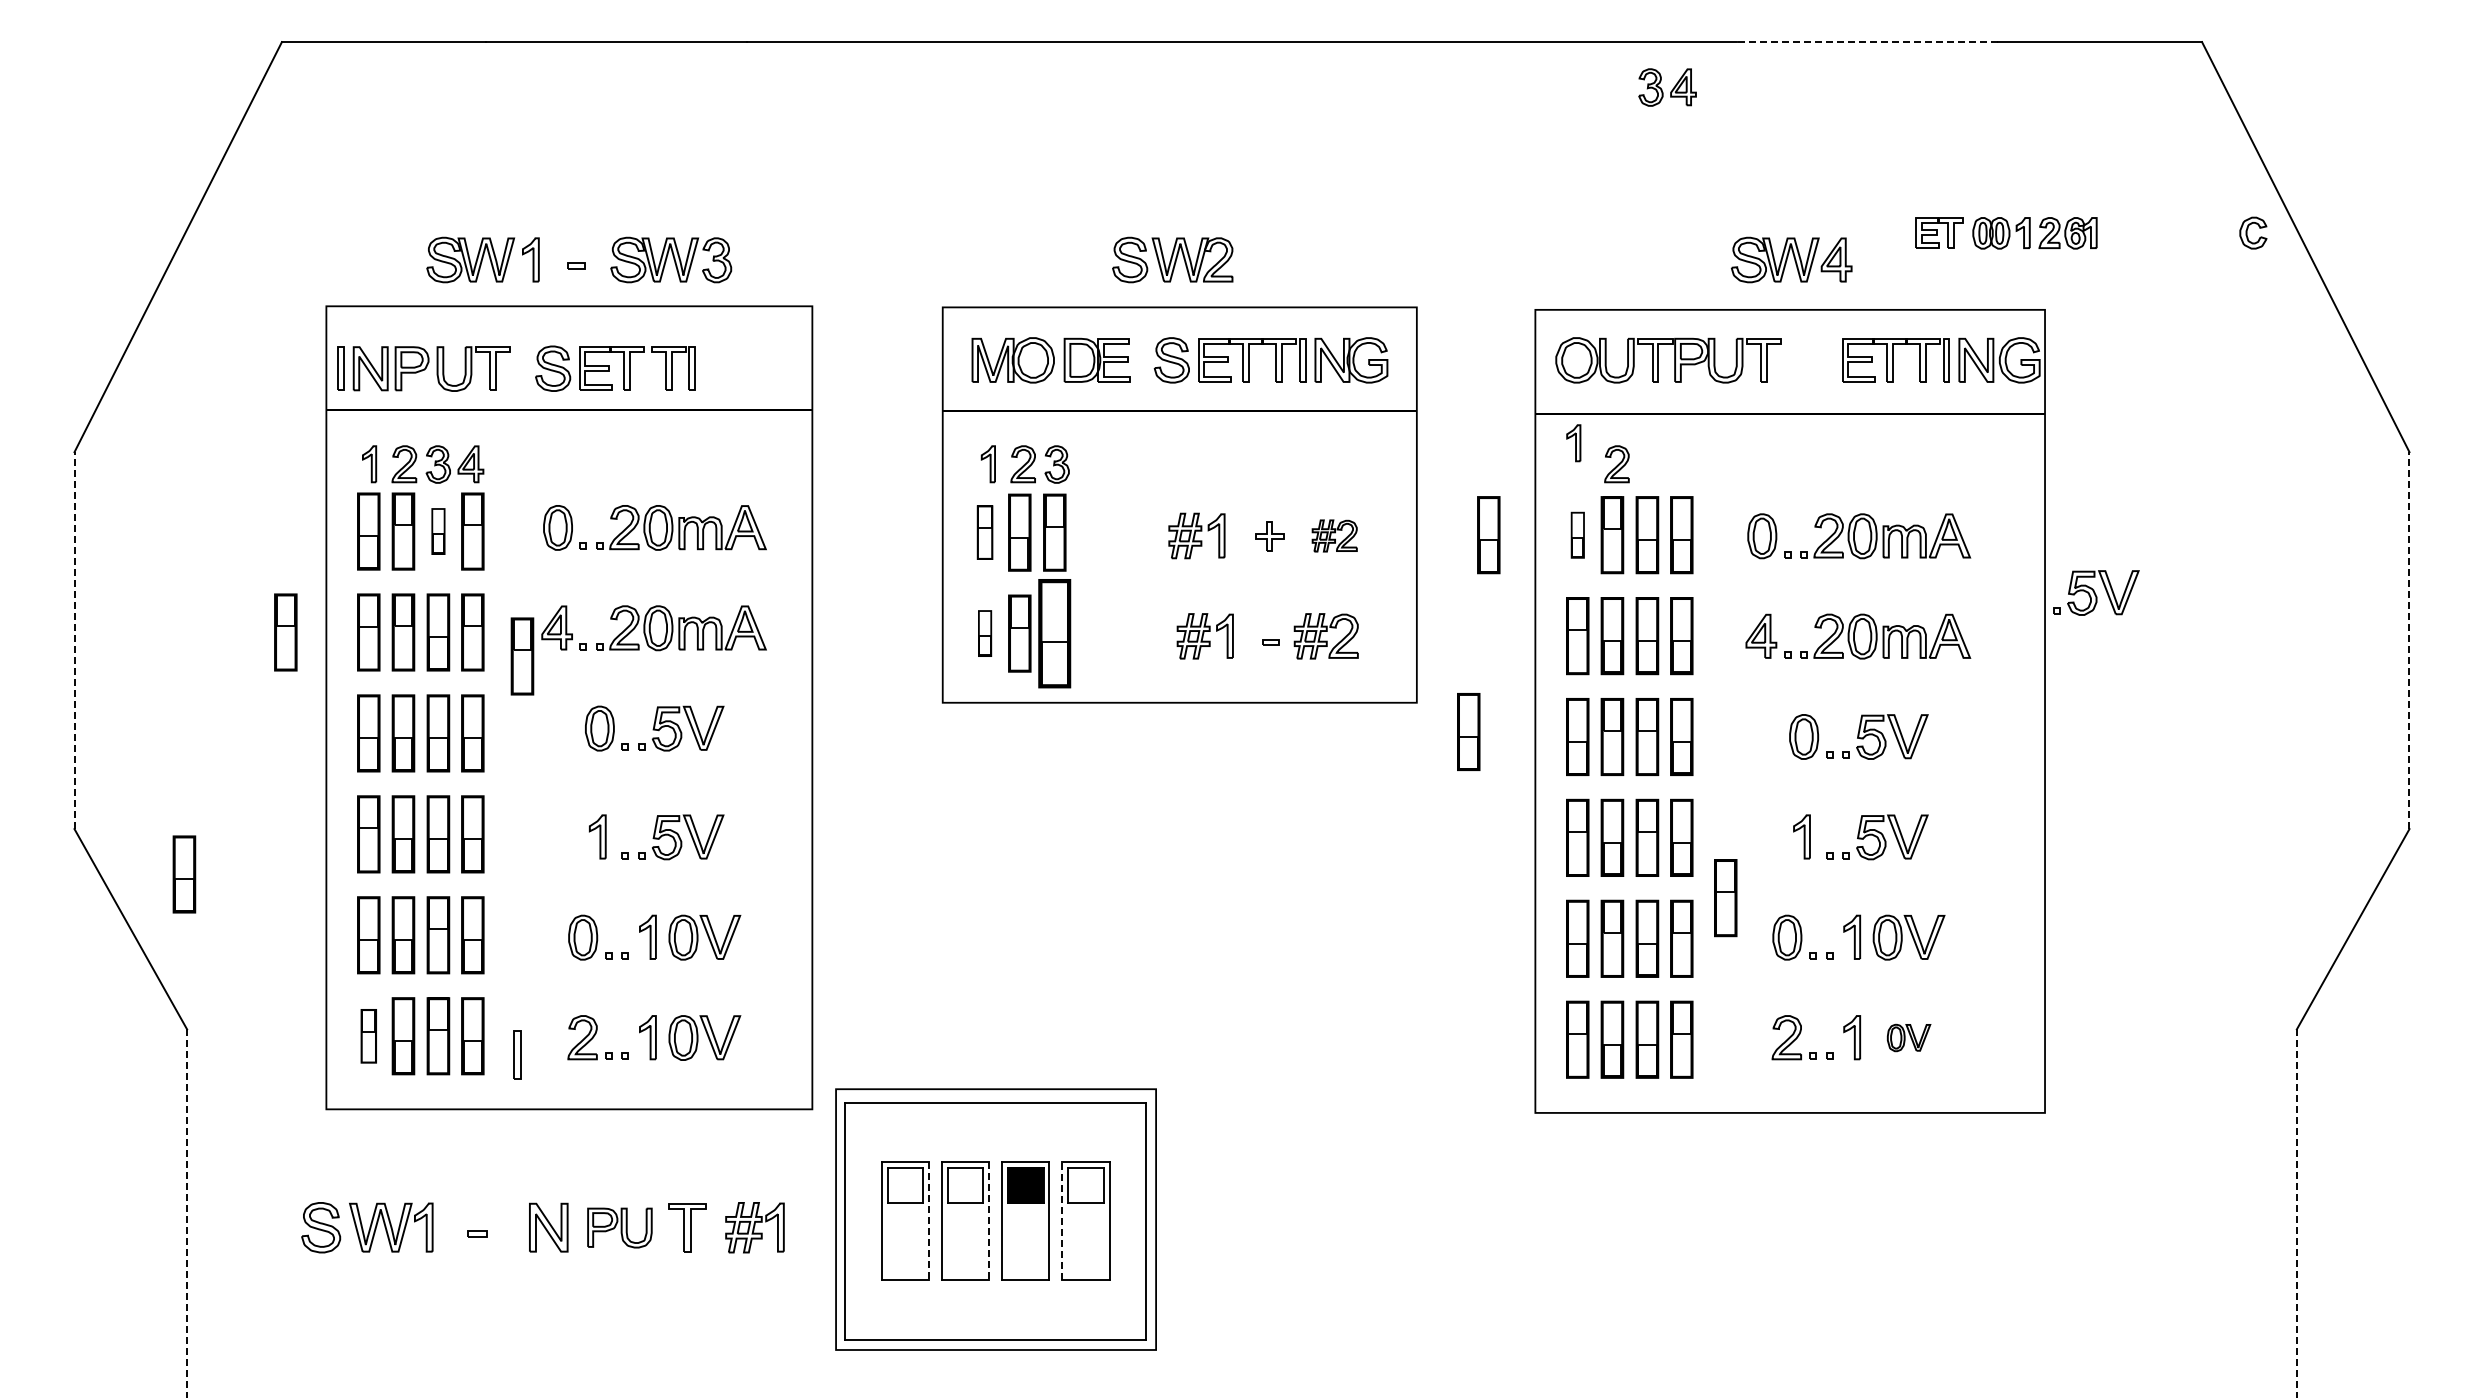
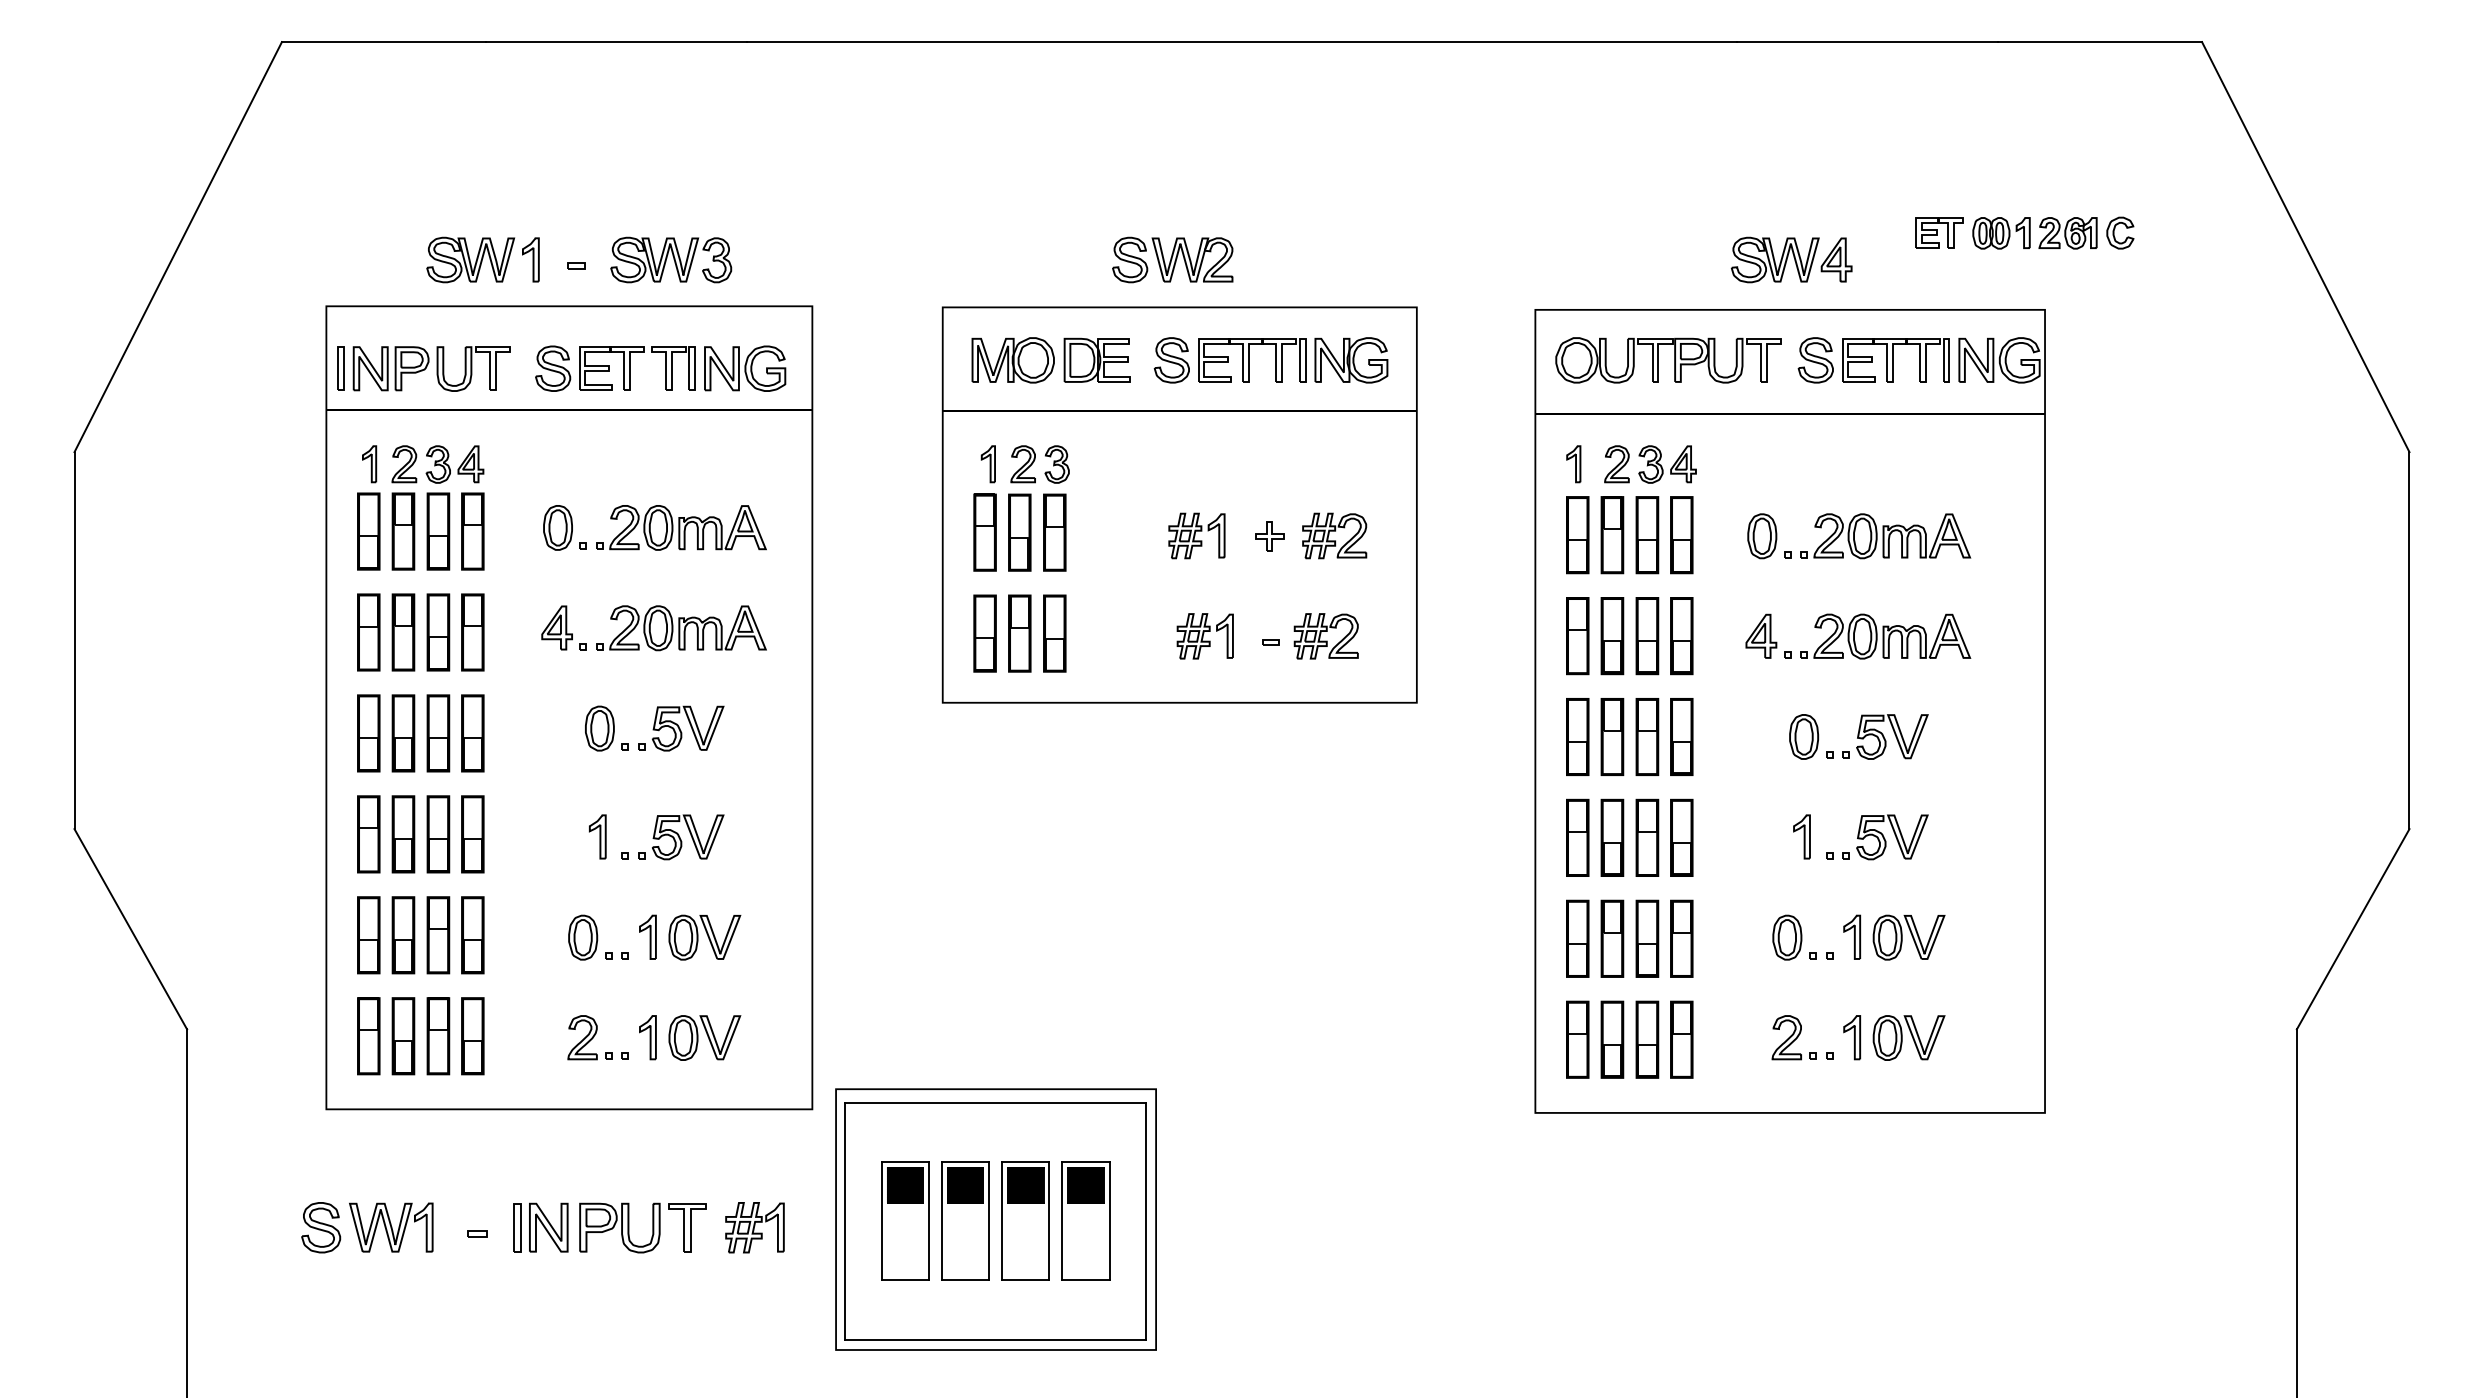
line: dashed -> solid (1867, 42)
part position: (1667, 87) -> (1667, 464) (1667, 464)
part position: (2253, 232) -> (2120, 232) (2120, 232)
part: none -> present (1815, 360)
part: none -> present (745, 368)
part position: (1573, 443) -> (1573, 464) (1573, 464)
part size: 15x47 px -> 25x79 px (438, 531)
part size: 18x55 px -> 24x79 px (984, 532)
part size: 15x48 px -> 24x79 px (1577, 535)
part size: 47x34 px -> 66x48 px (1334, 535)
part: present -> none (1488, 535)
part: present -> none (2096, 592)
part: present -> none (285, 632)
part size: 15x47 px -> 24x79 px (984, 633)
part size: 34x110 px -> 24x79 px (1054, 633)
line: dashed -> solid (74, 640)
line: dashed -> solid (2409, 640)
part: present -> none (522, 656)
part: present -> none (1468, 731)
part: present -> none (184, 874)
part: present -> none (1725, 898)
part size: 17x55 px -> 24x79 px (368, 1036)
part size: 46x30 px -> 74x46 px (1908, 1037)
part position: (517, 1054) -> (517, 1227) (517, 1227)
hatch: none -> present (905, 1185)
hatch: none -> present (965, 1185)
hatch: none -> present (1085, 1185)
line: dashed -> solid (187, 1213)
line: dashed -> solid (2296, 1213)
line: dashed -> solid (1062, 1220)
line: dashed -> solid (929, 1221)
line: dashed -> solid (989, 1221)
part size: 66x42 px -> 82x52 px (619, 1227)
